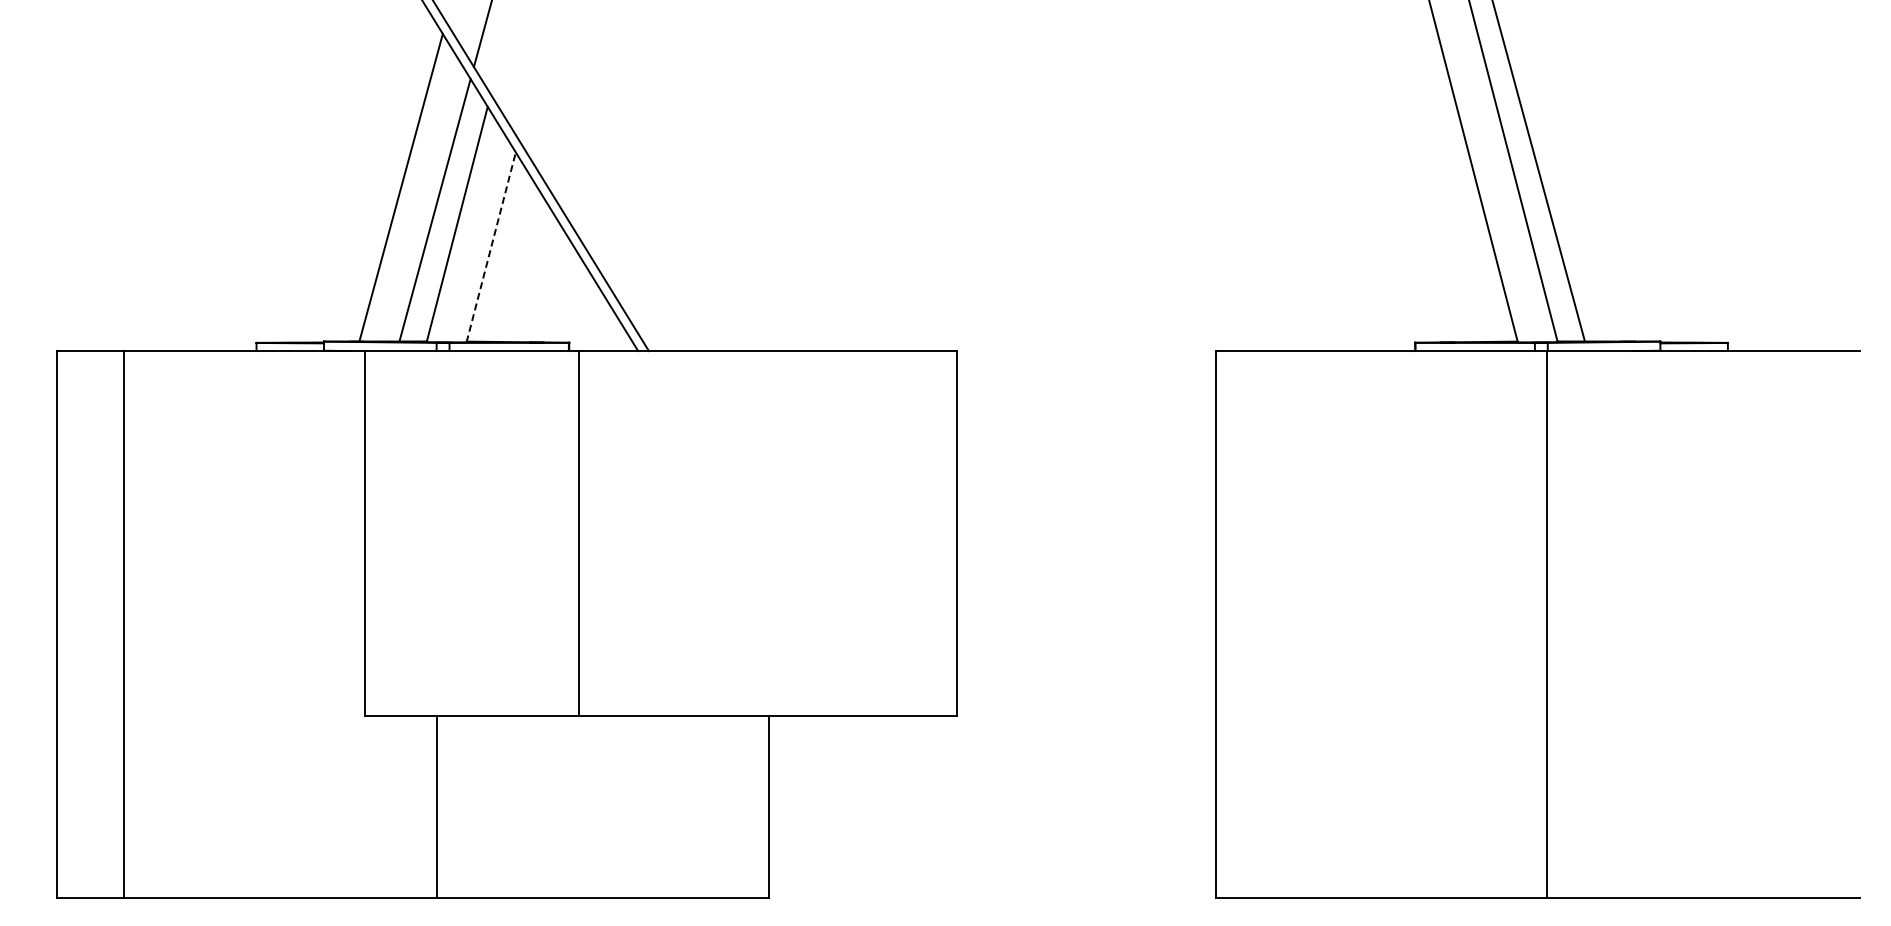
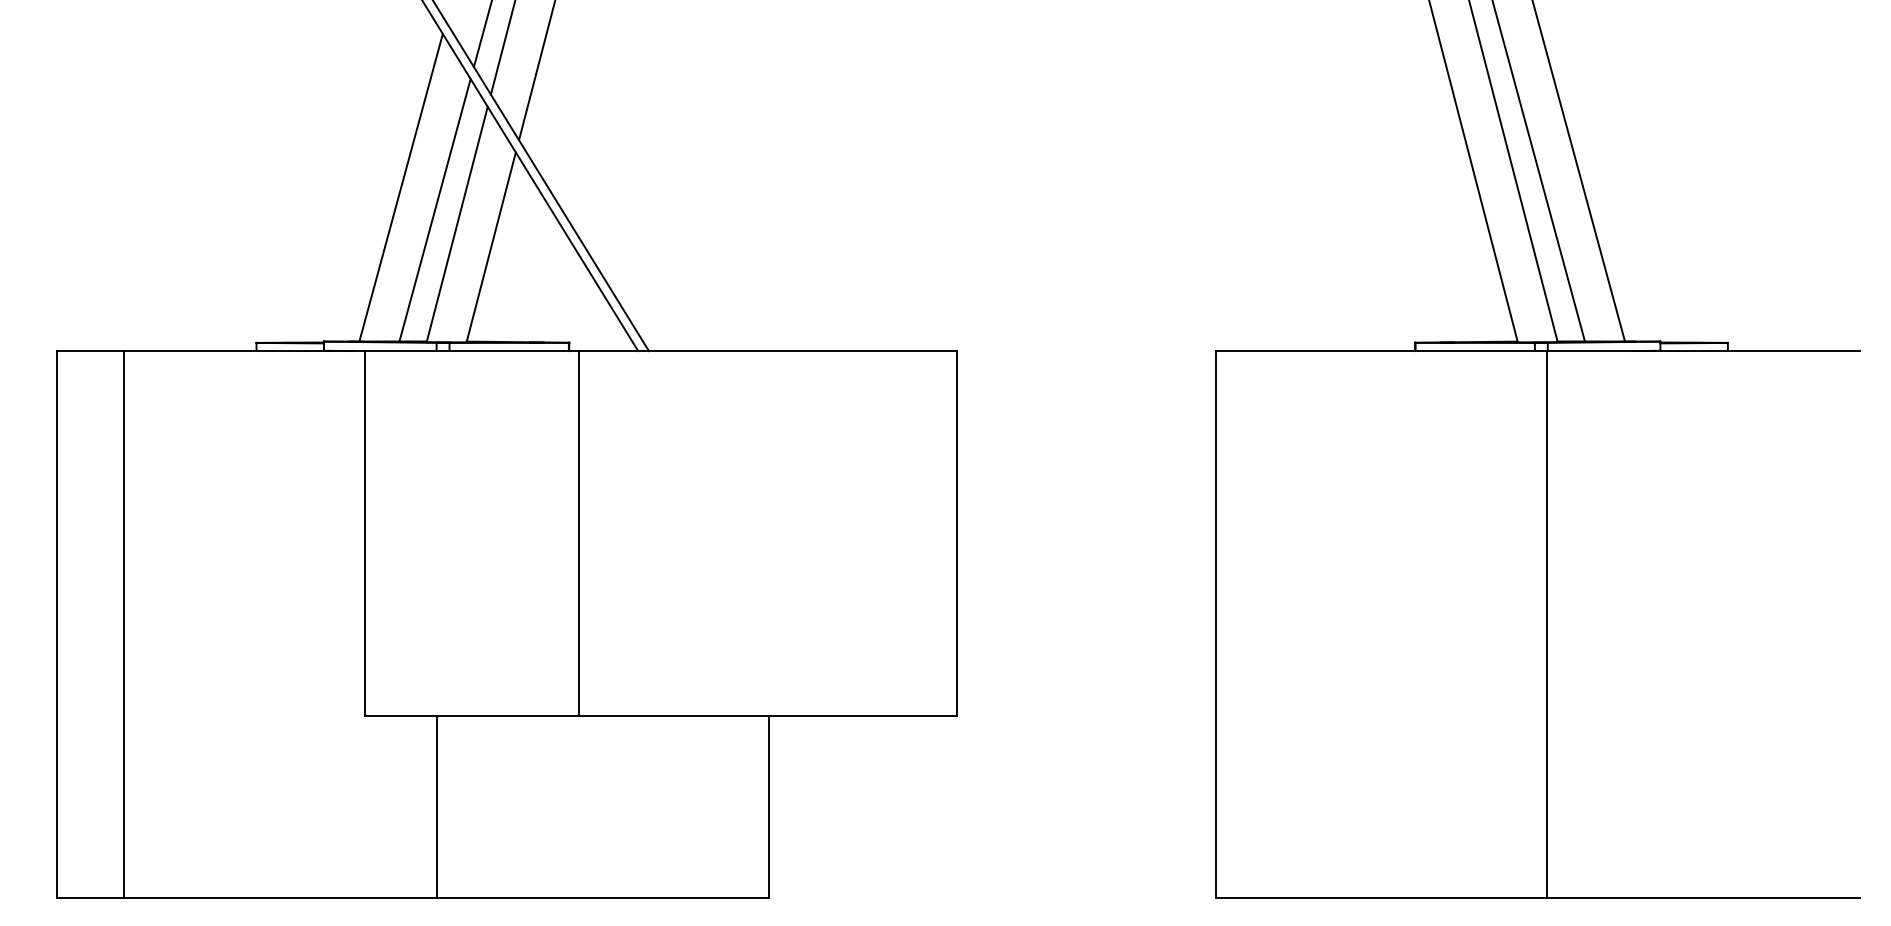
line: none -> present (502, 48)
line: none -> present (536, 71)
line: none -> present (1578, 171)
line: dashed -> solid (491, 246)
